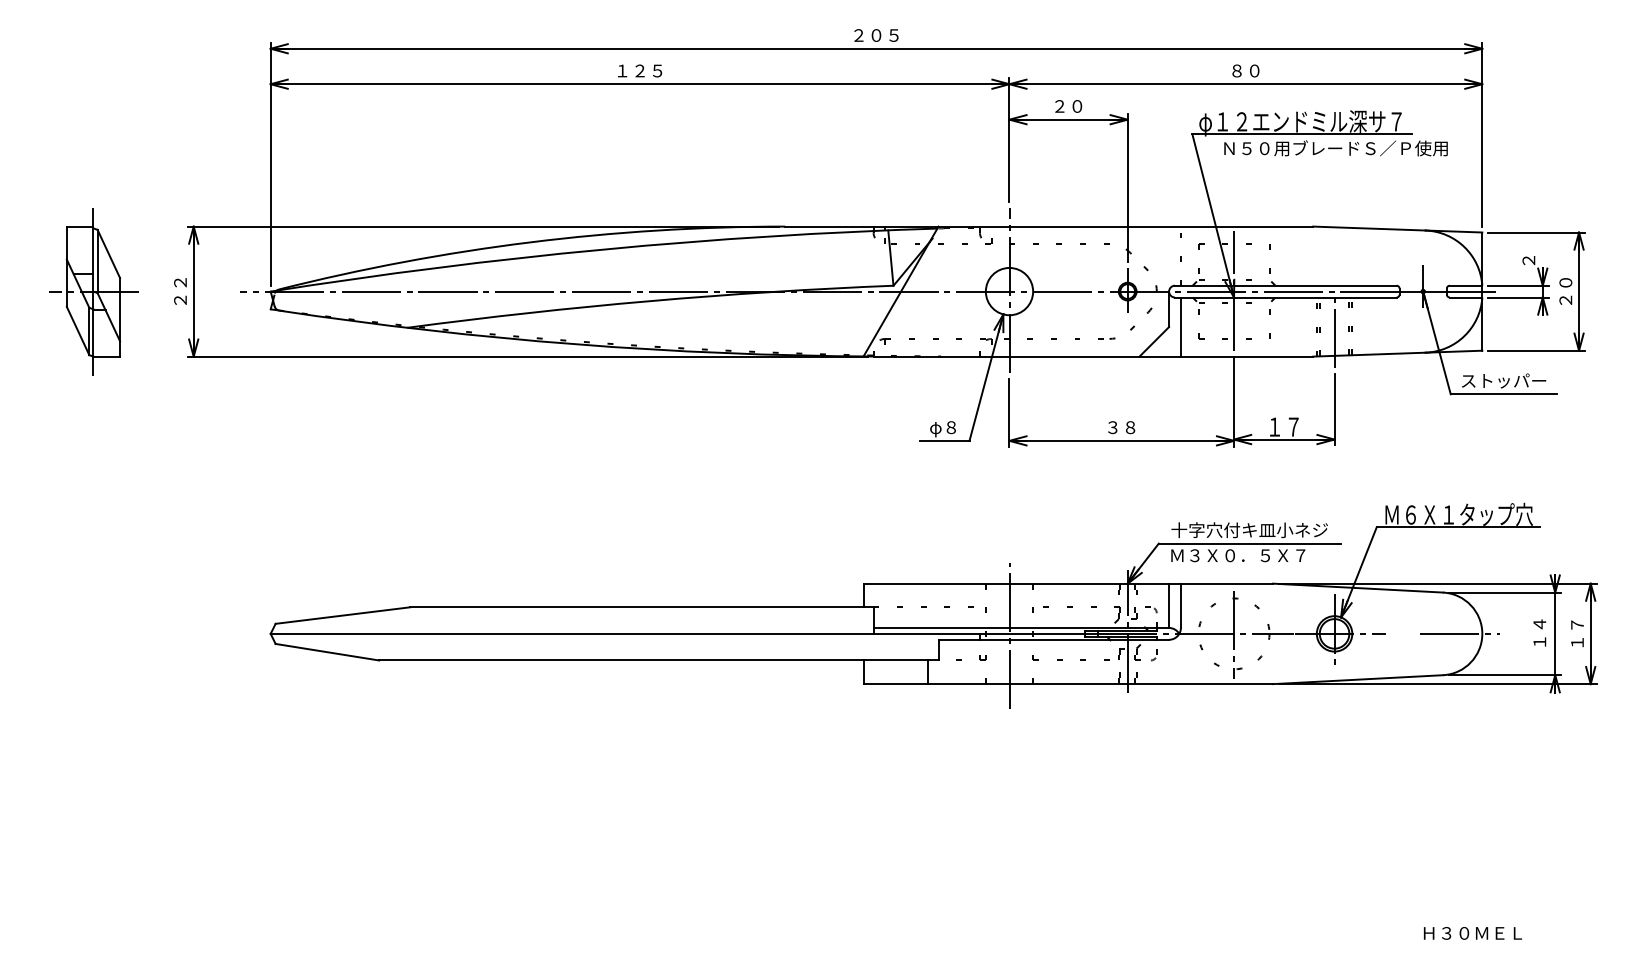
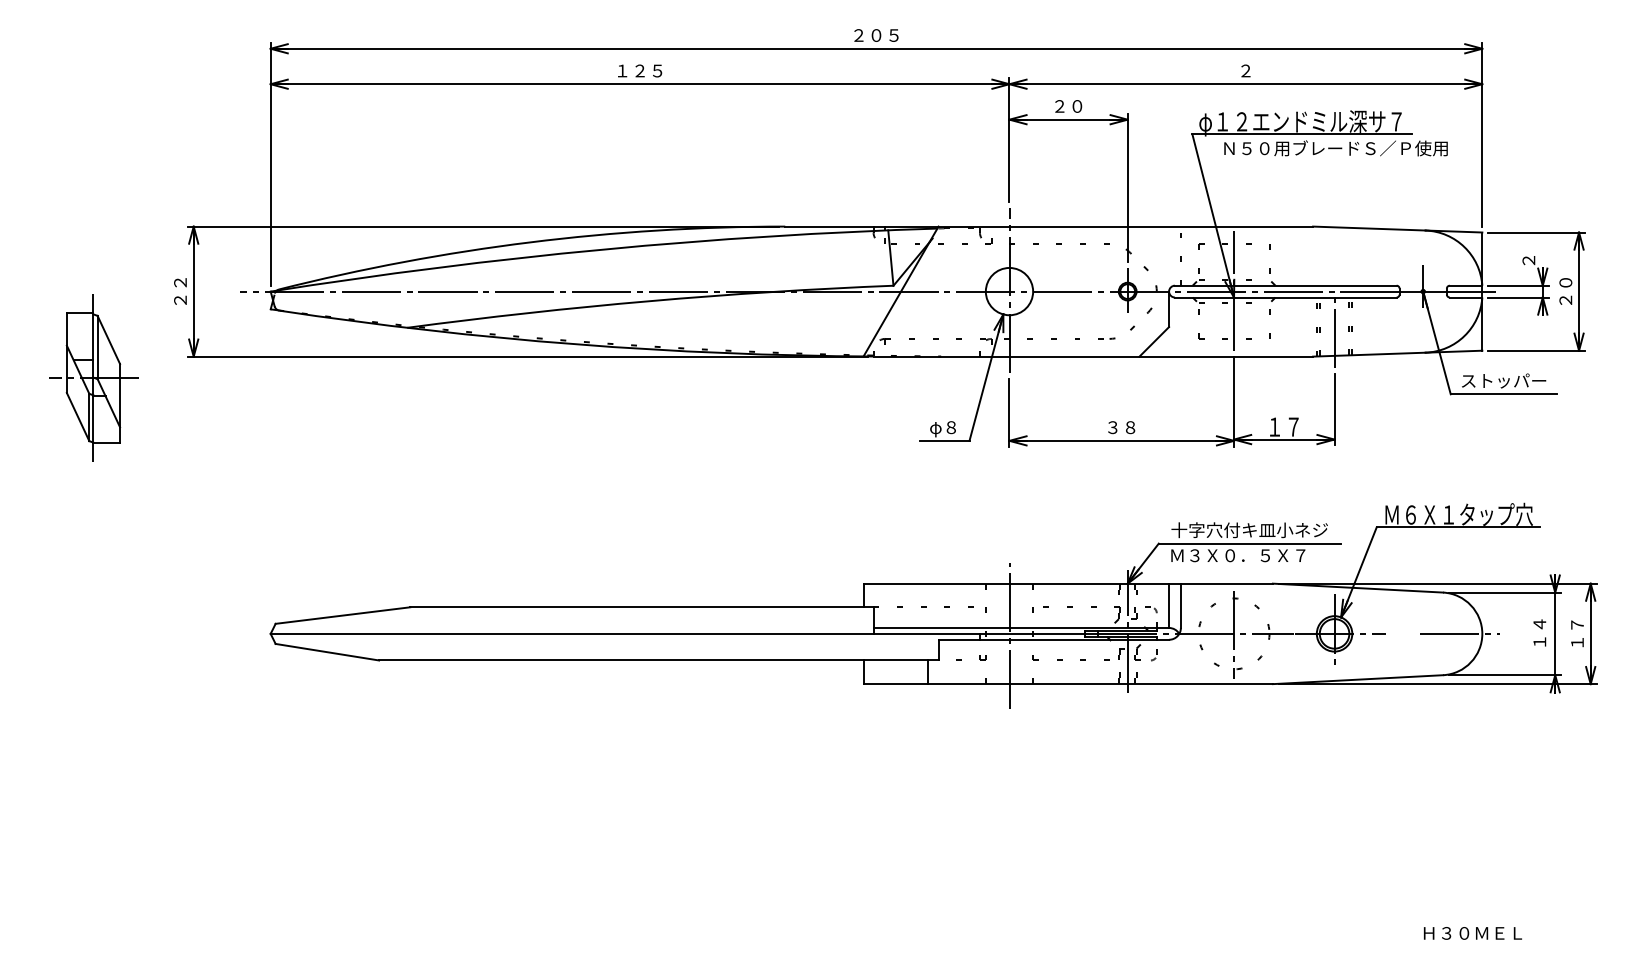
text: ８０ -> ２ (1245, 70)
part position: (93, 291) -> (93, 377) (93, 377)
line: present -> none (1180, 326)
